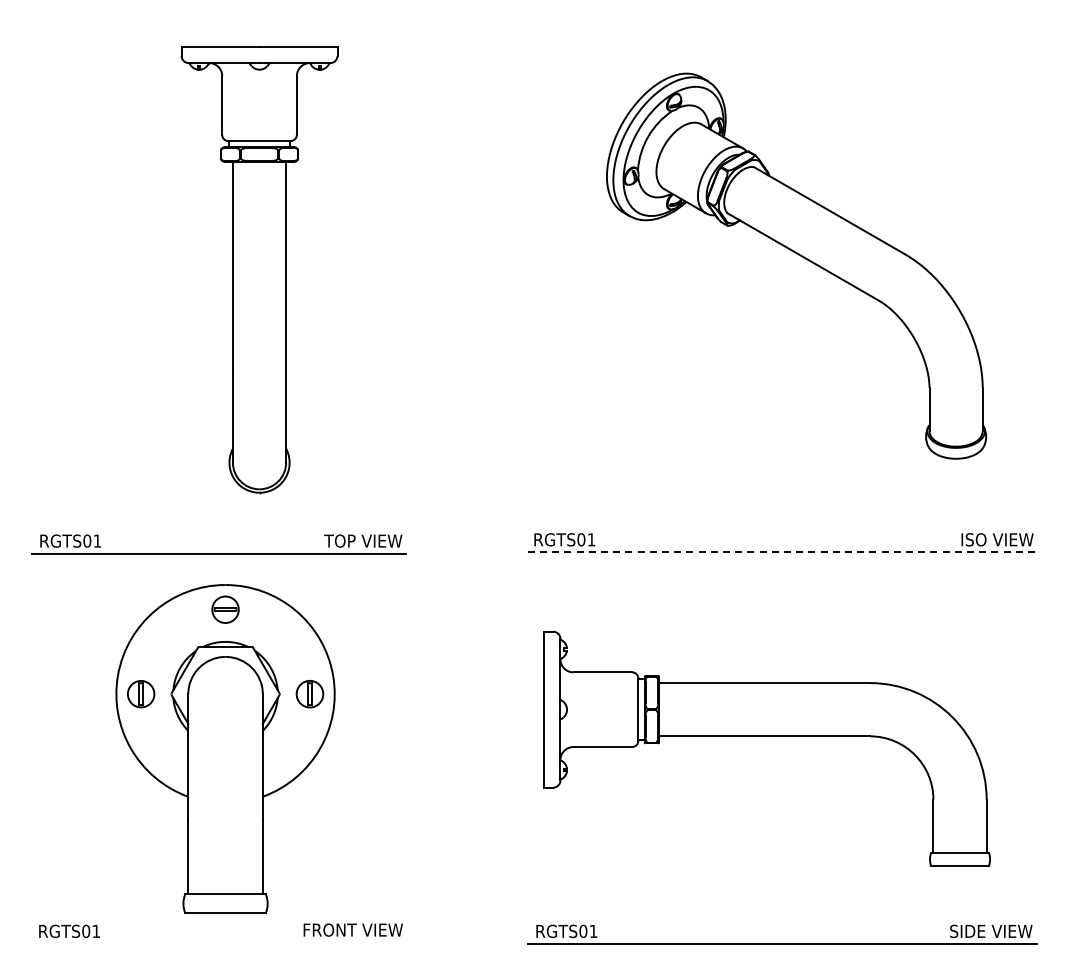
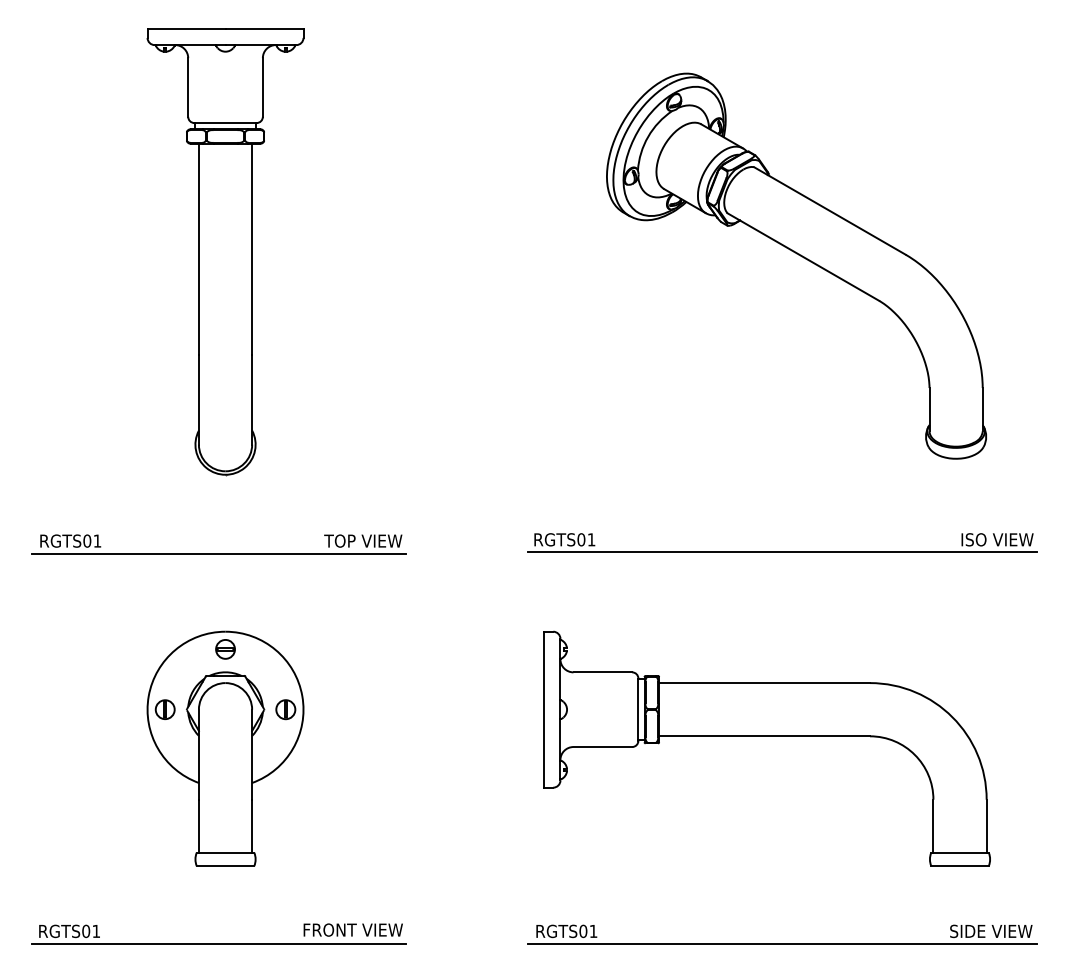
part position: (259, 270) -> (225, 252) (225, 252)
line: dashed -> solid (782, 552)
part size: 221x330 px -> 159x237 px (225, 748)
line: none -> present (218, 944)
